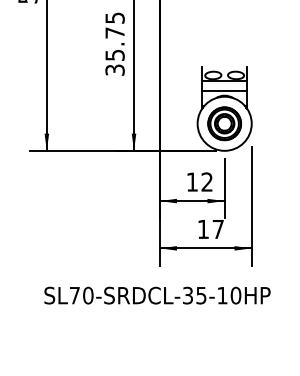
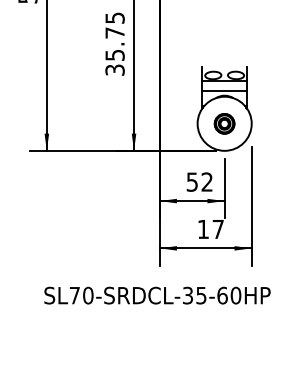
part size: 35x36 px -> 23x22 px (224, 123)
text: 12 -> 52 (191, 181)
text: SL70-SRDCL-35-10HP -> SL70-SRDCL-35-60HP (222, 295)
